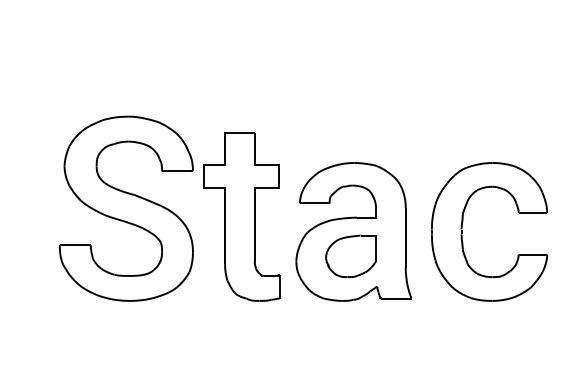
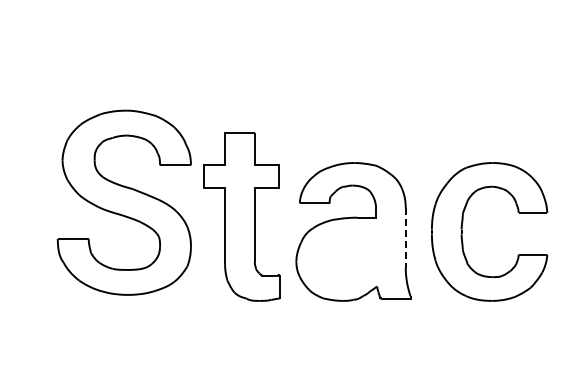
part position: (125, 208) -> (123, 202) (123, 202)
line: solid -> dashed (405, 237)
part: present -> none (350, 255)
